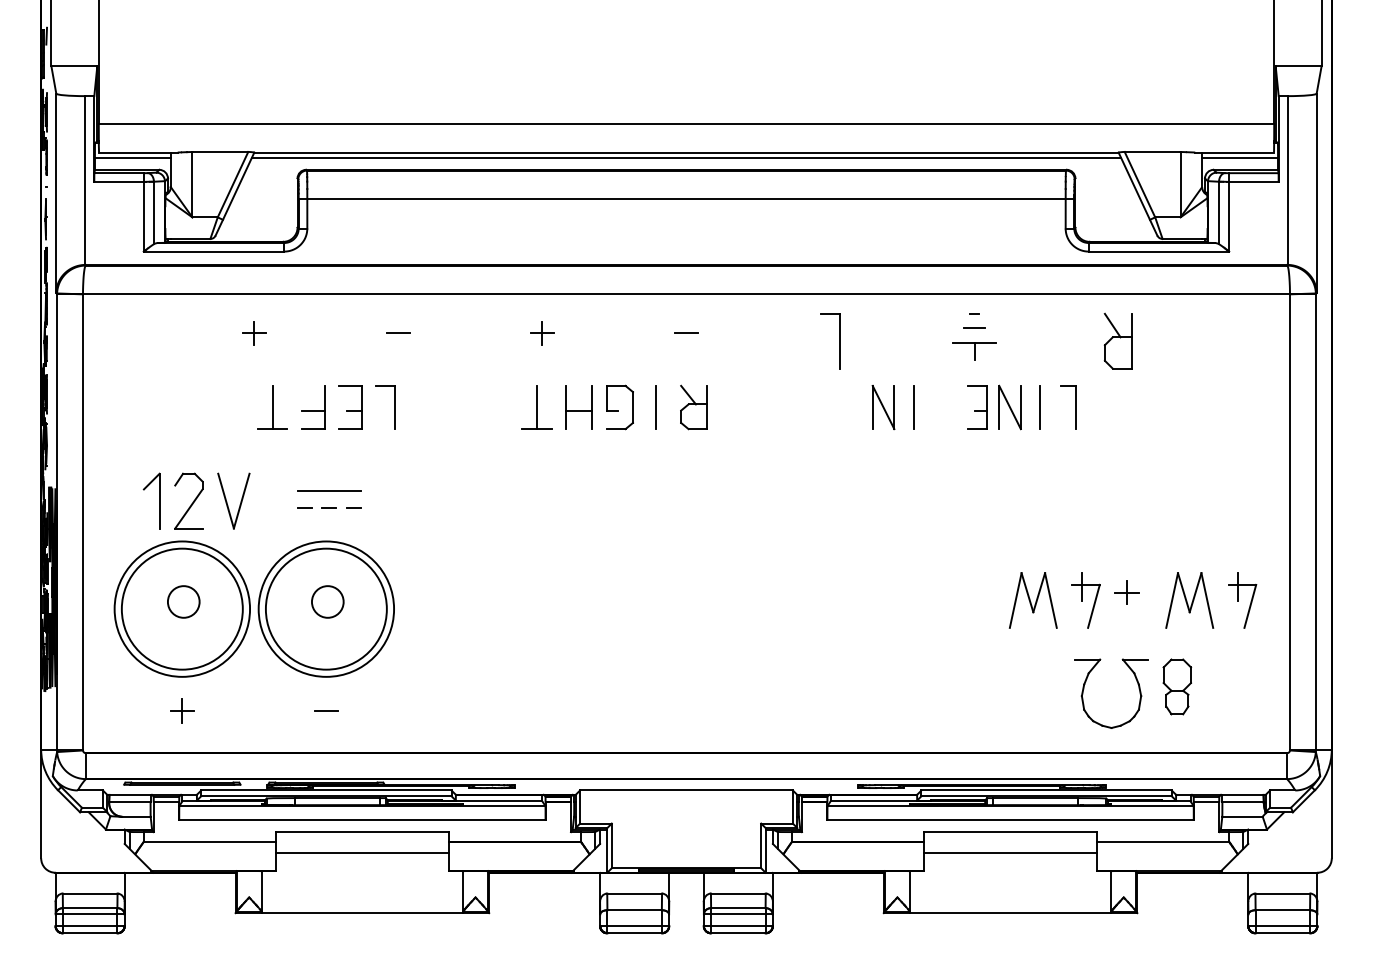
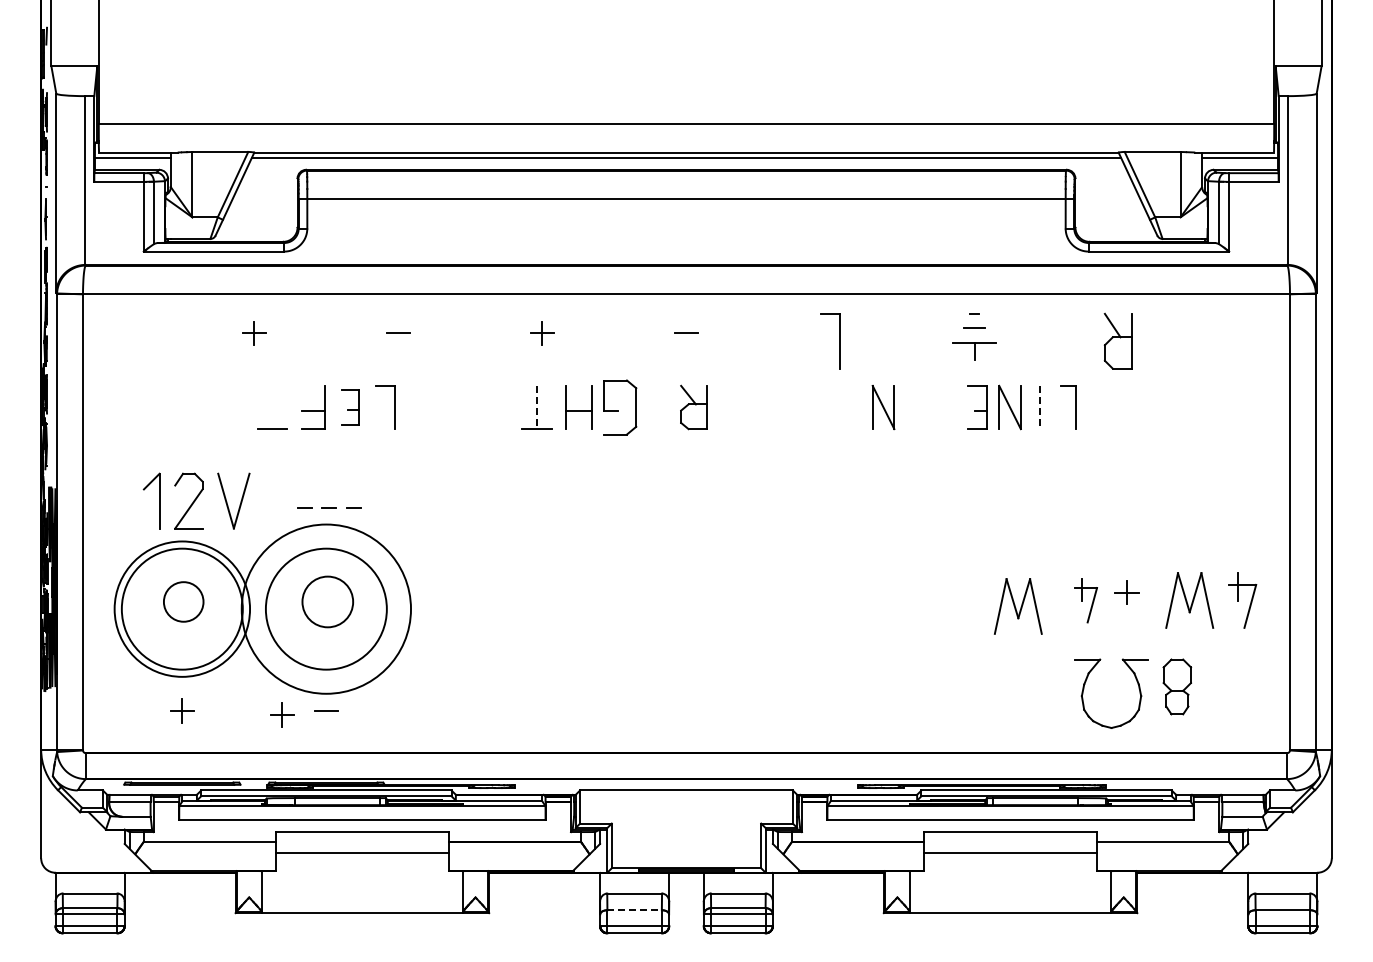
line: present -> none (272, 407)
part size: 25x45 px -> 19x37 px (350, 407)
line: solid -> dashed (536, 407)
part size: 28x47 px -> 35x57 px (620, 407)
line: present -> none (656, 407)
line: present -> none (913, 407)
line: solid -> dashed (1040, 407)
line: present -> none (328, 491)
part position: (1032, 600) -> (1017, 606) (1017, 606)
part size: 30x57 px -> 24x46 px (1085, 600)
circle size: 34x34 px -> 42x42 px (183, 601)
circle diameter: 32 px -> 51 px (327, 601)
circle diameter: 135 px -> 169 px (326, 608)
part: none -> present (282, 714)
line: solid -> dashed (635, 910)
